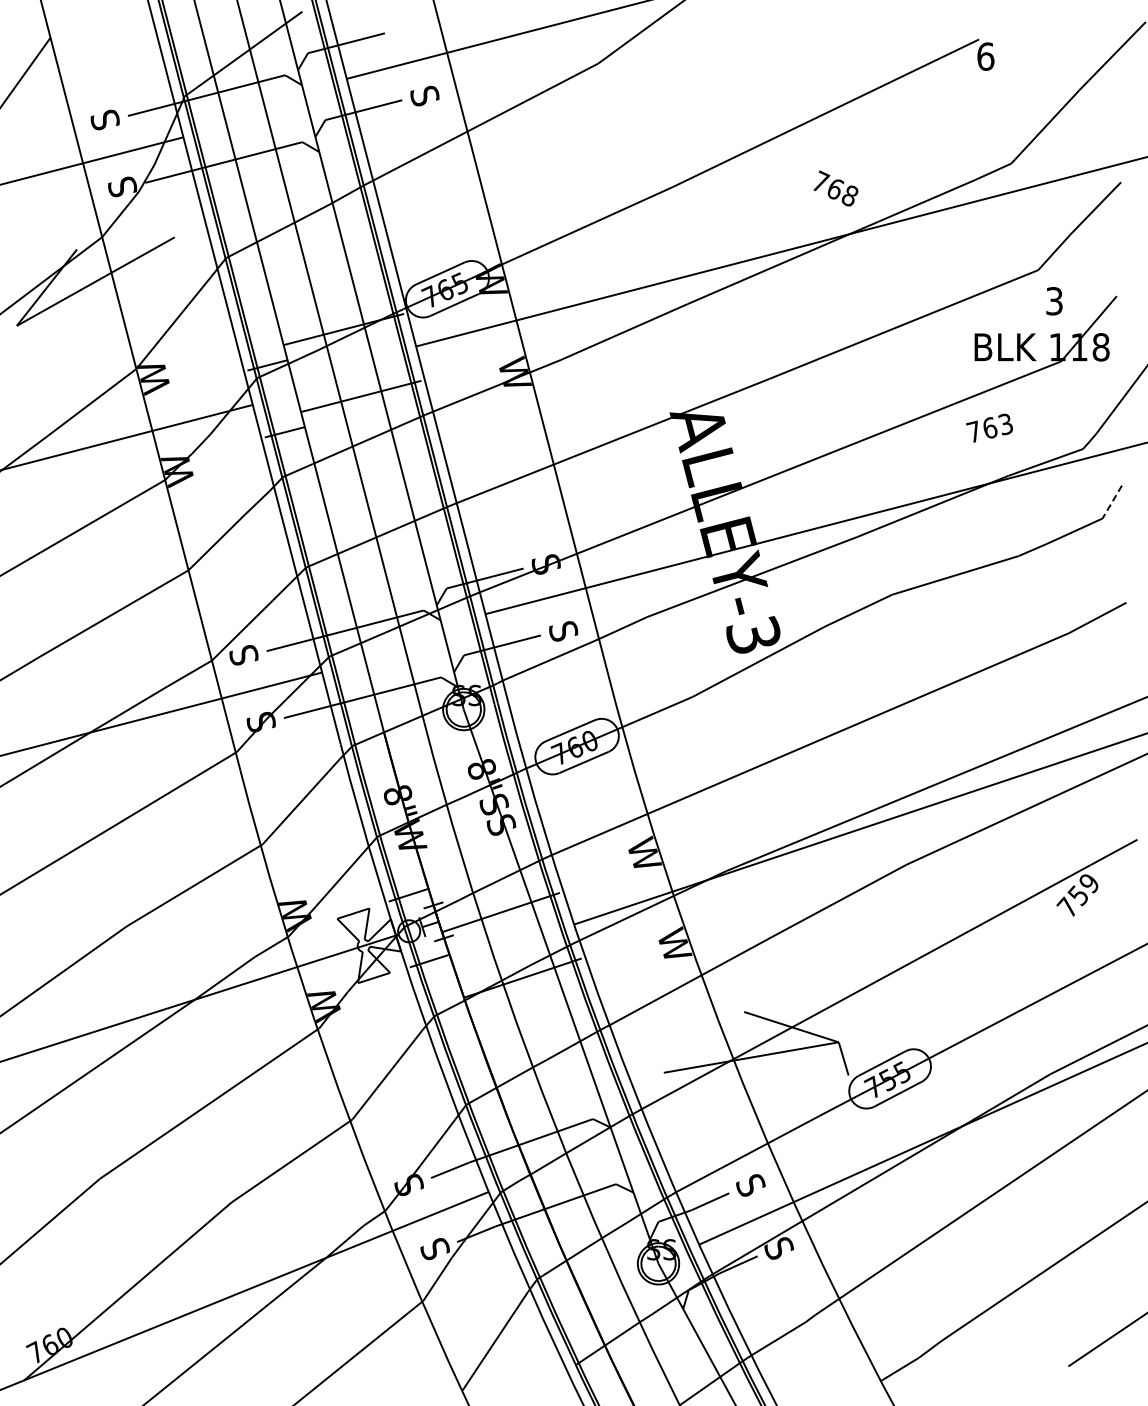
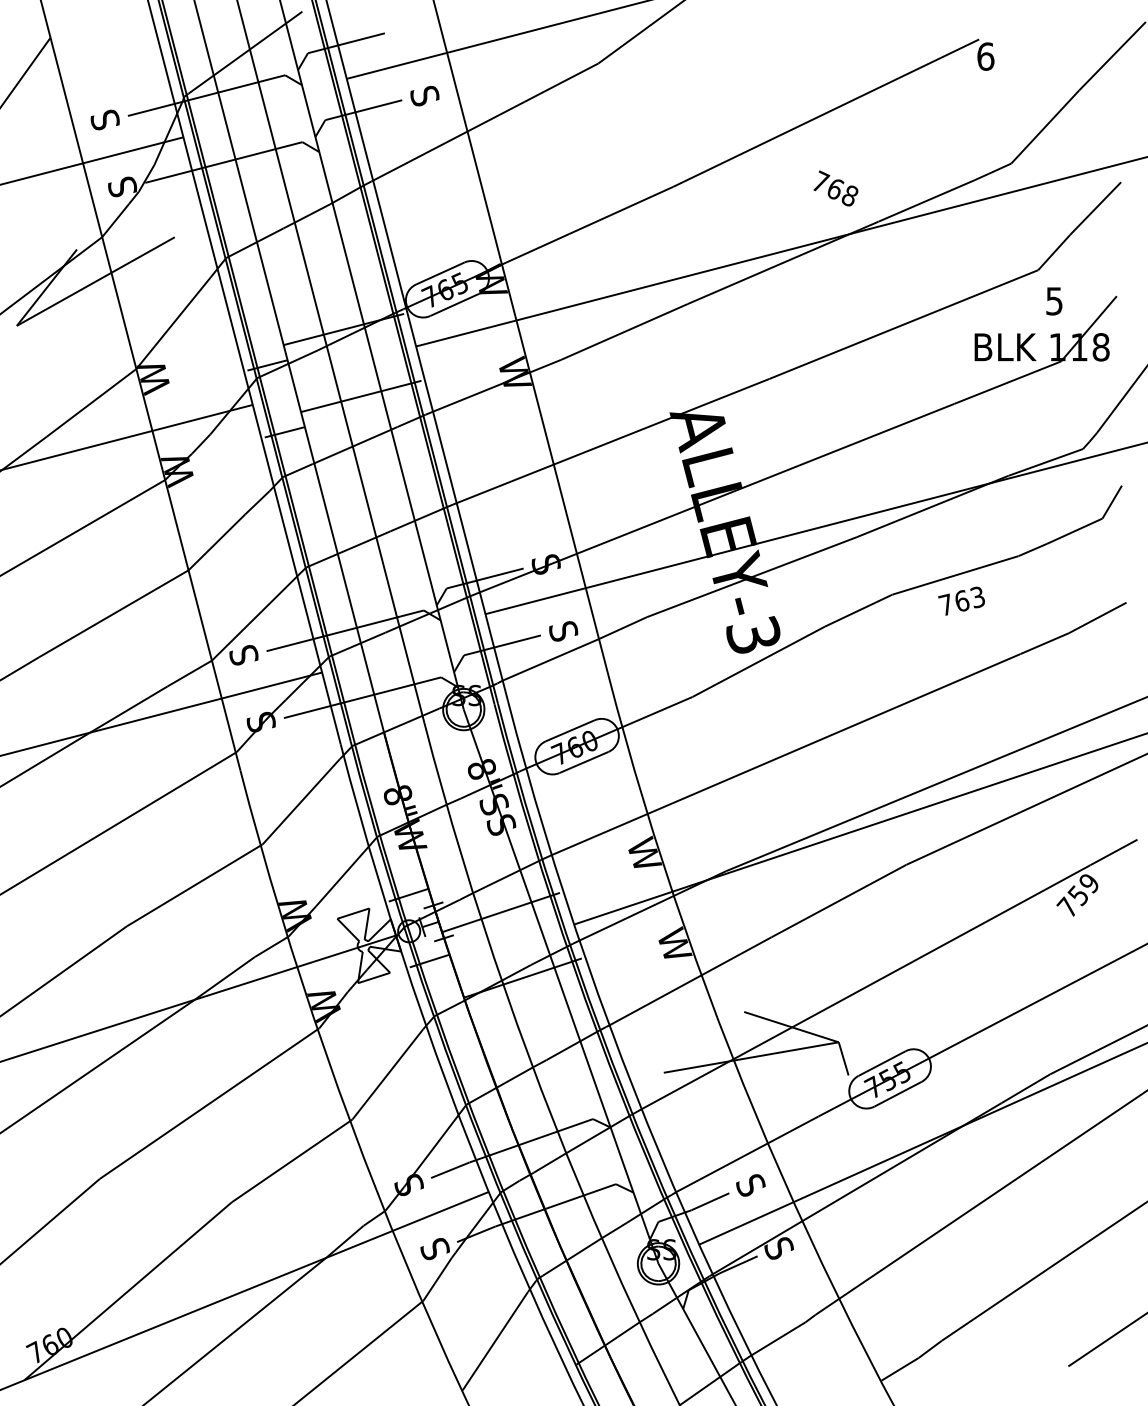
text: 3 -> 5 (1054, 300)
text position: (989, 427) -> (961, 600) (961, 600)
line: dashed -> solid (1111, 502)
